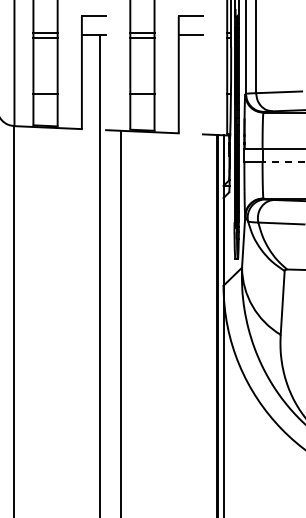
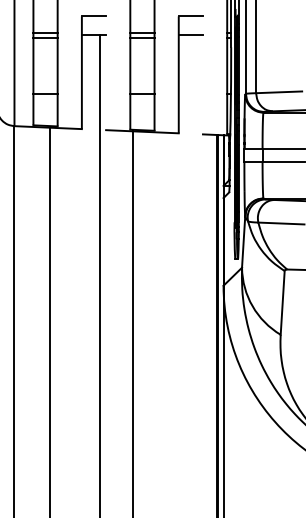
line: dashed -> solid (283, 162)
line: none -> present (50, 320)
line position: (120, 322) -> (132, 322) (132, 322)
